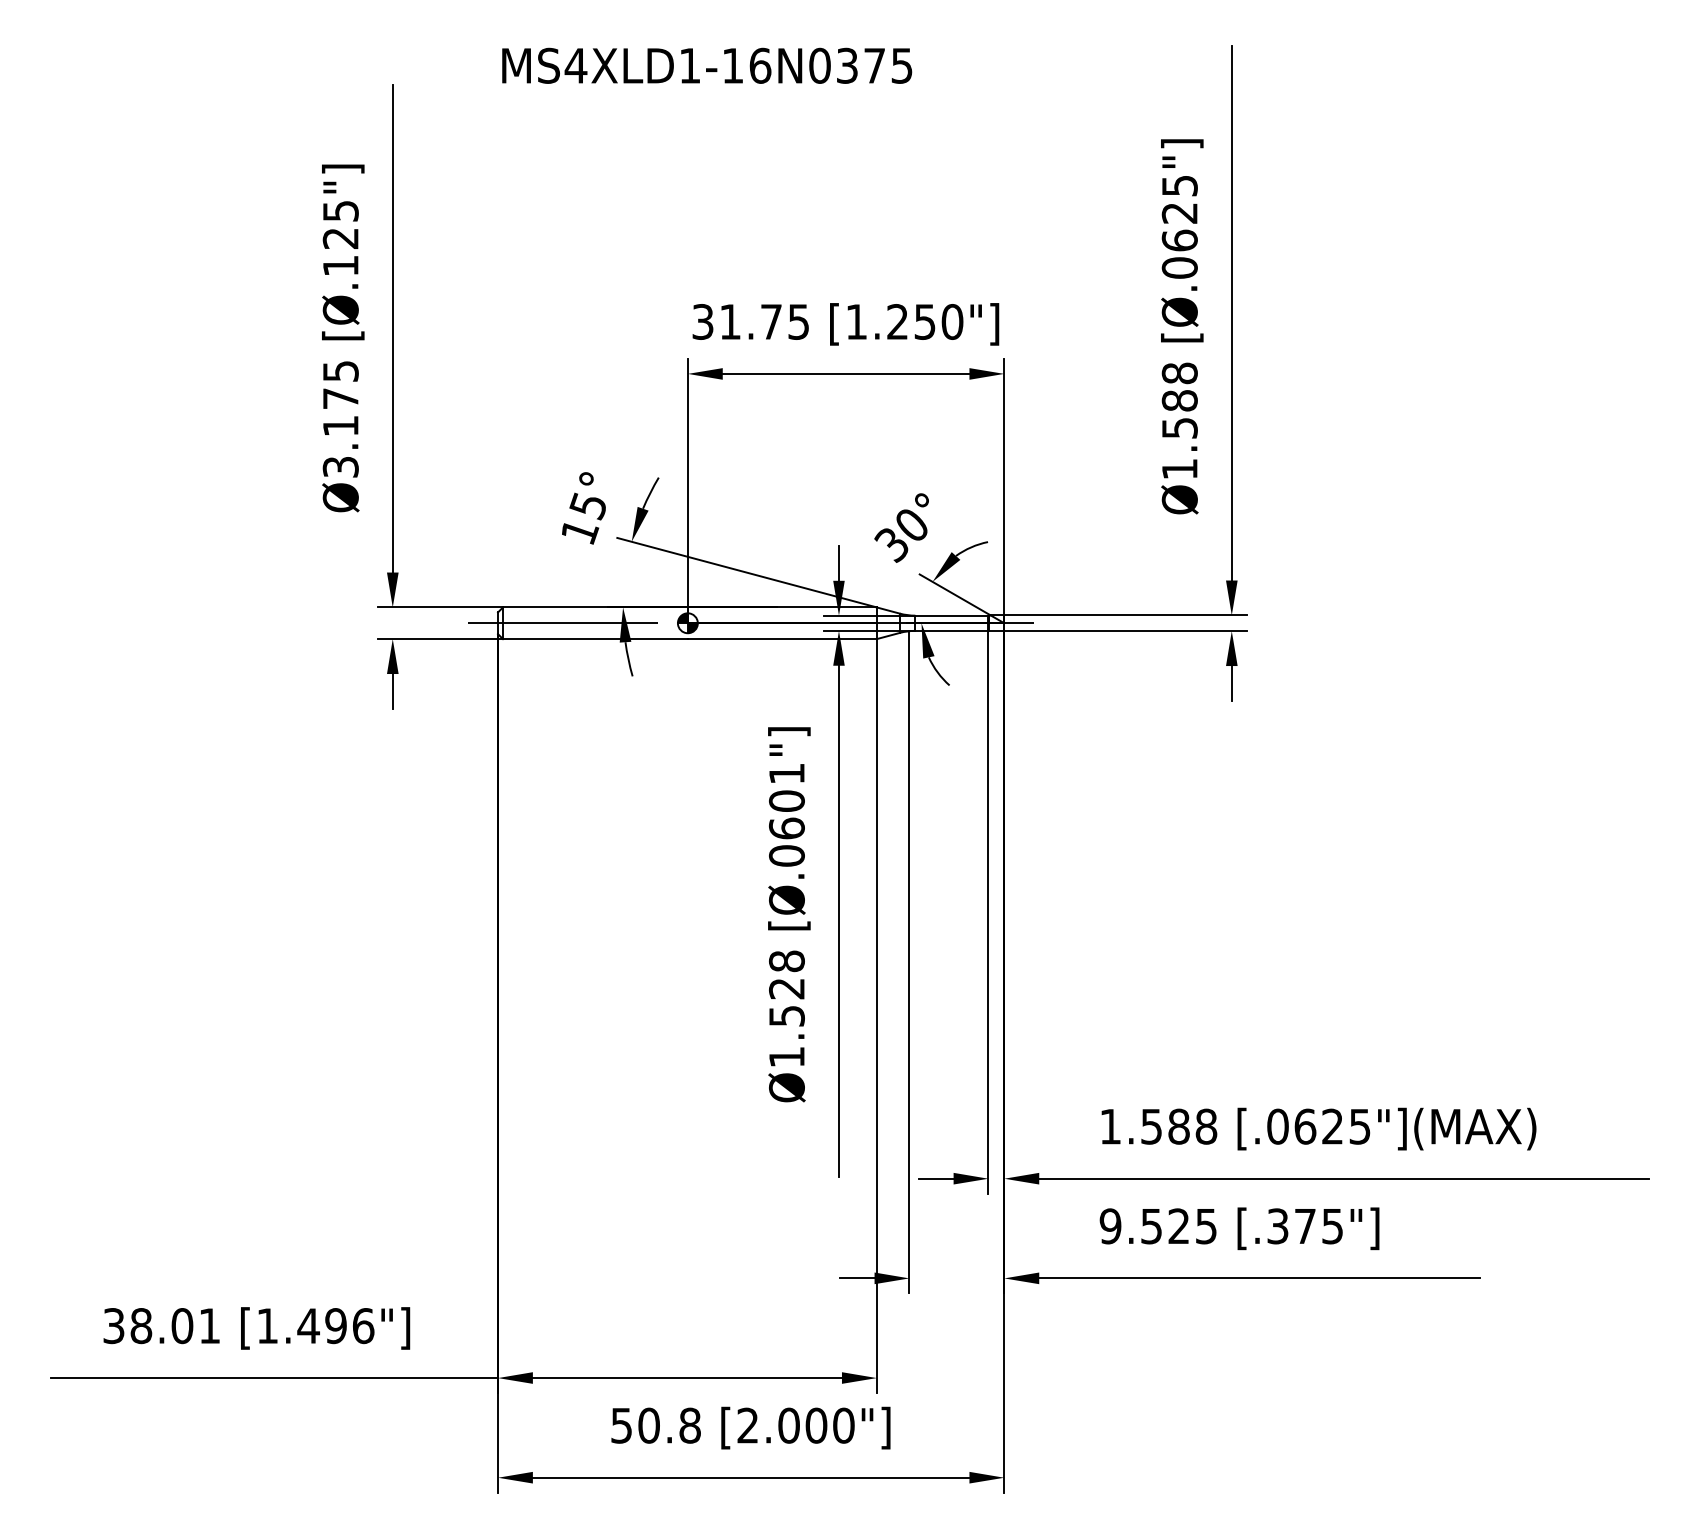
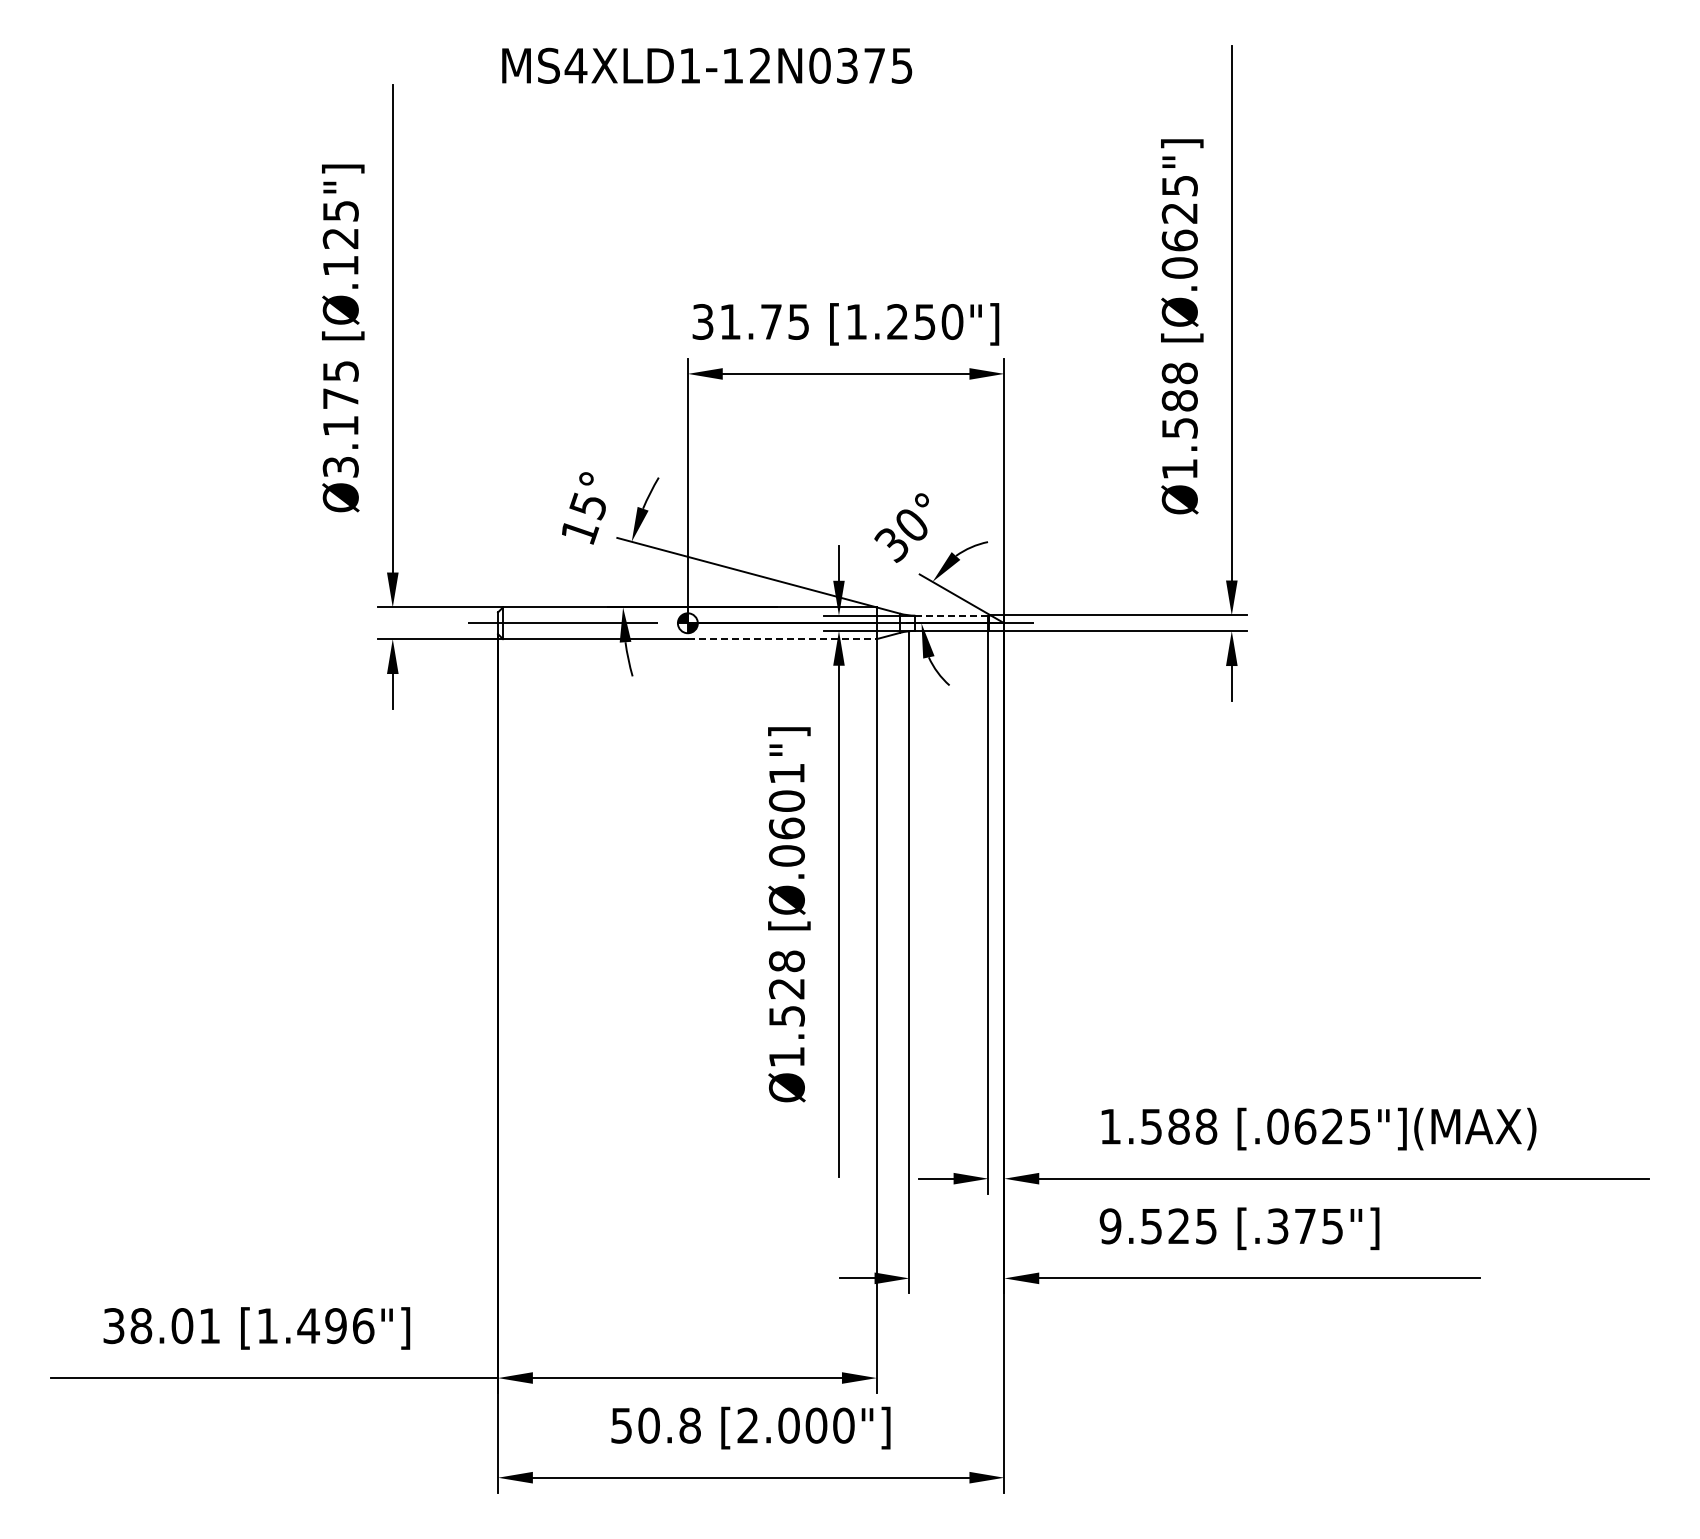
text: MS4XLD1-16N0375 -> MS4XLD1-12N0375 (760, 65)
line: solid -> dashed (952, 615)
line: solid -> dashed (782, 639)
